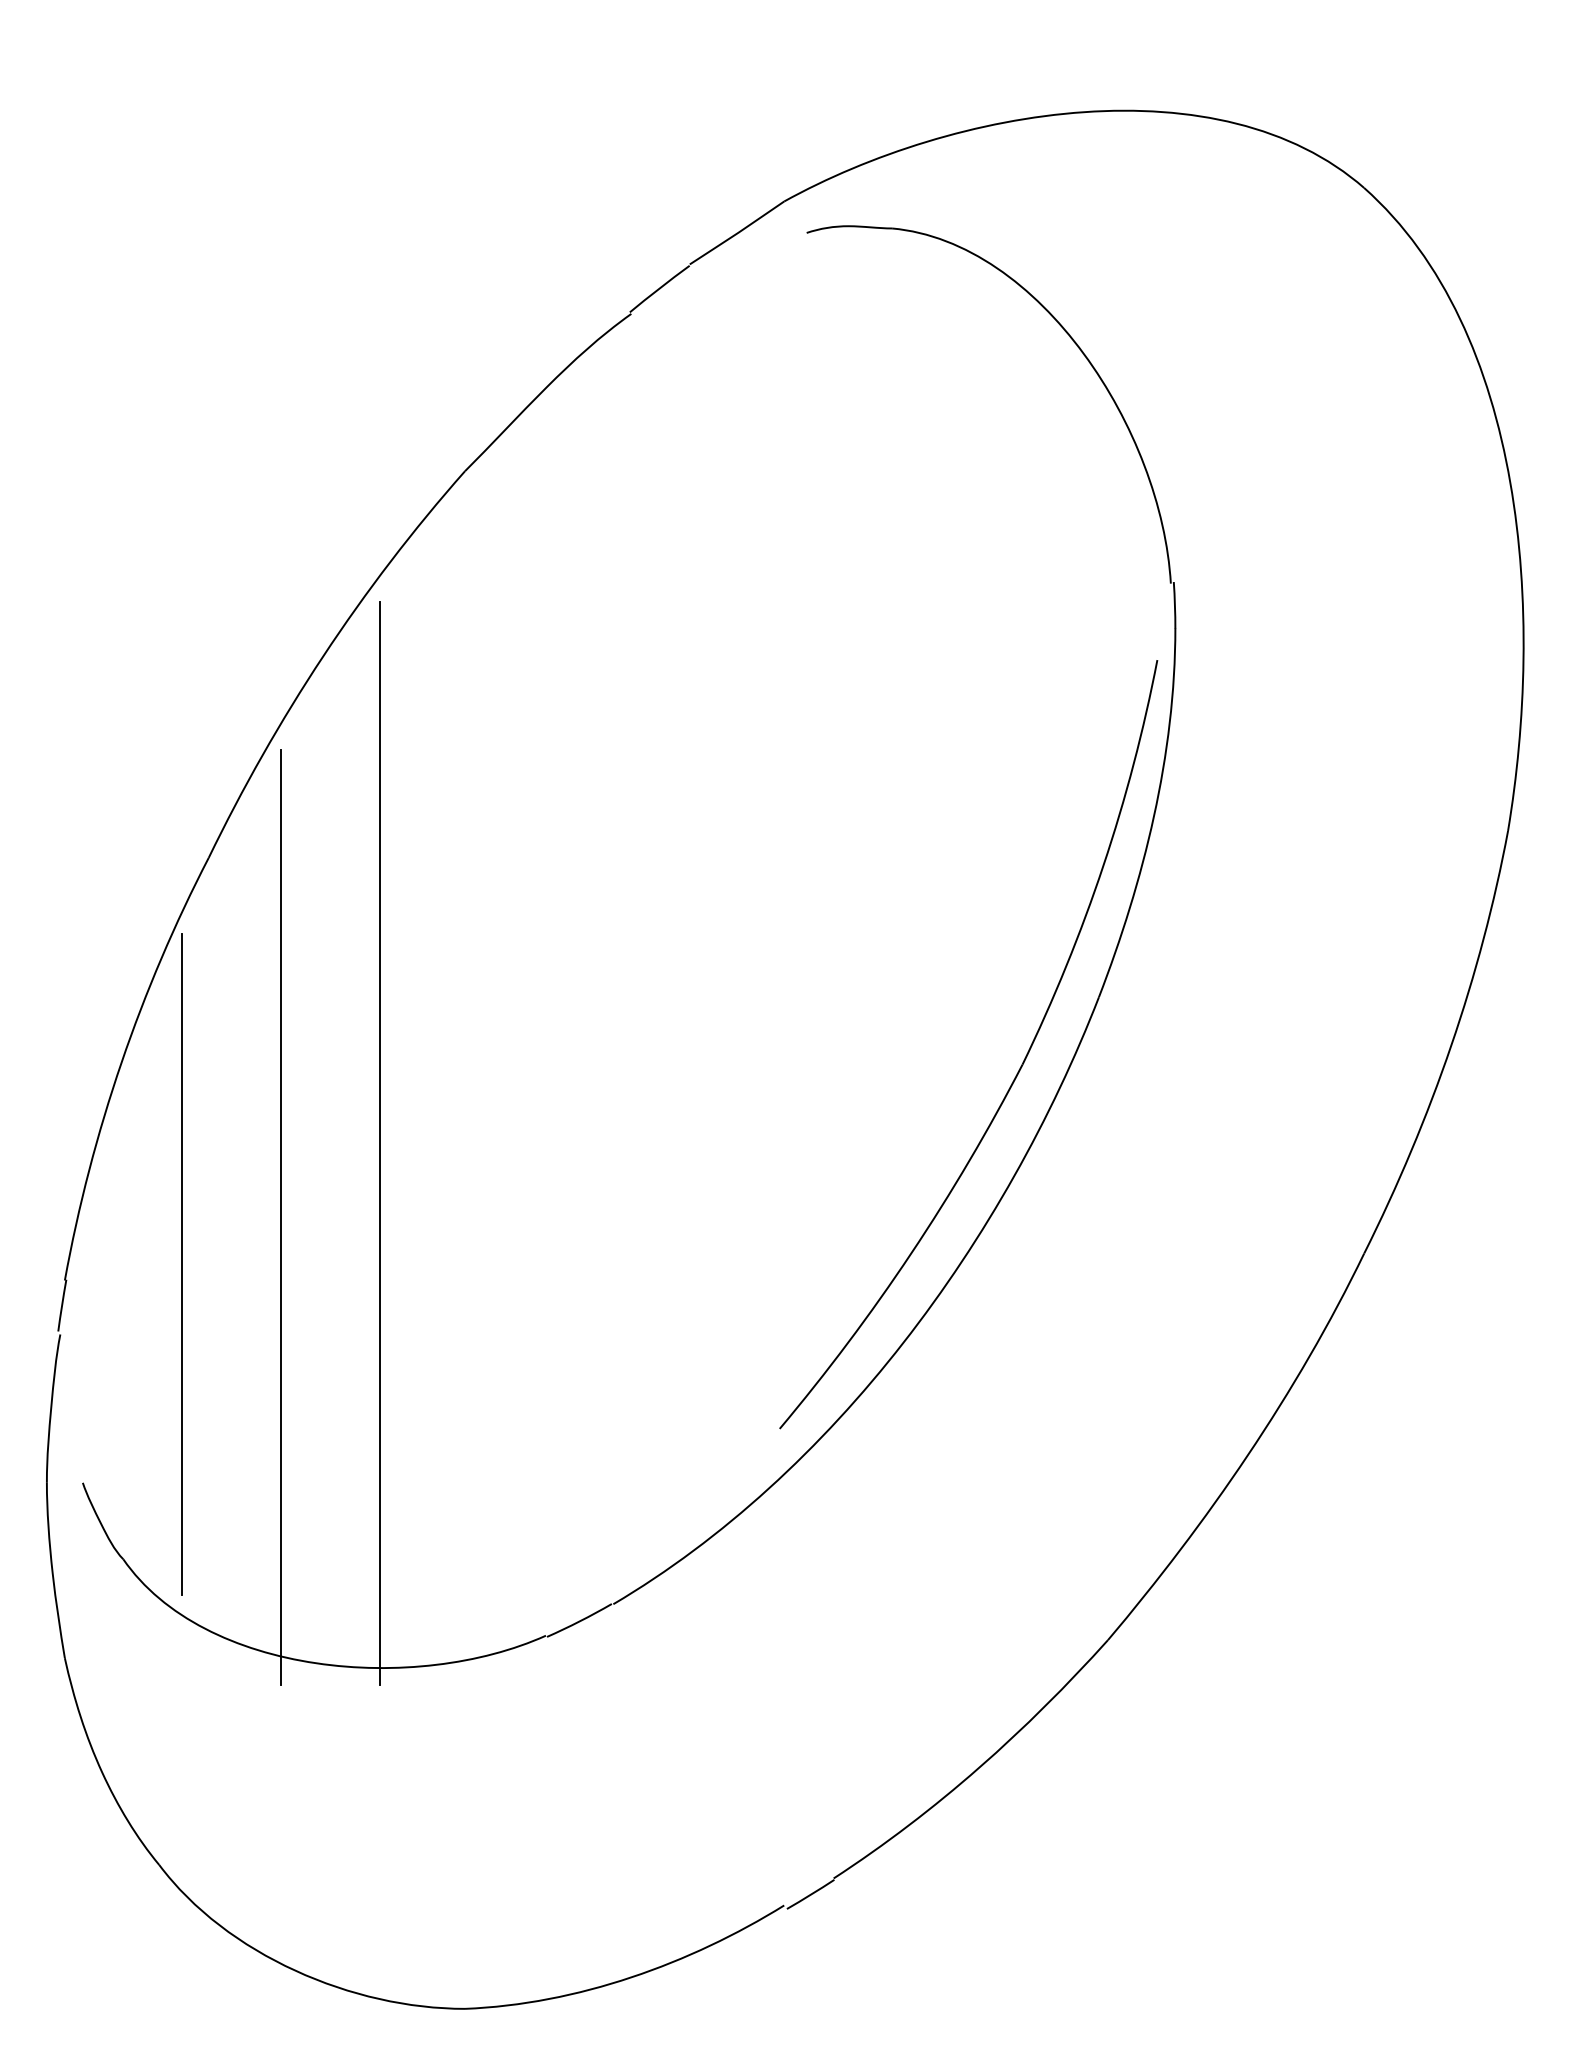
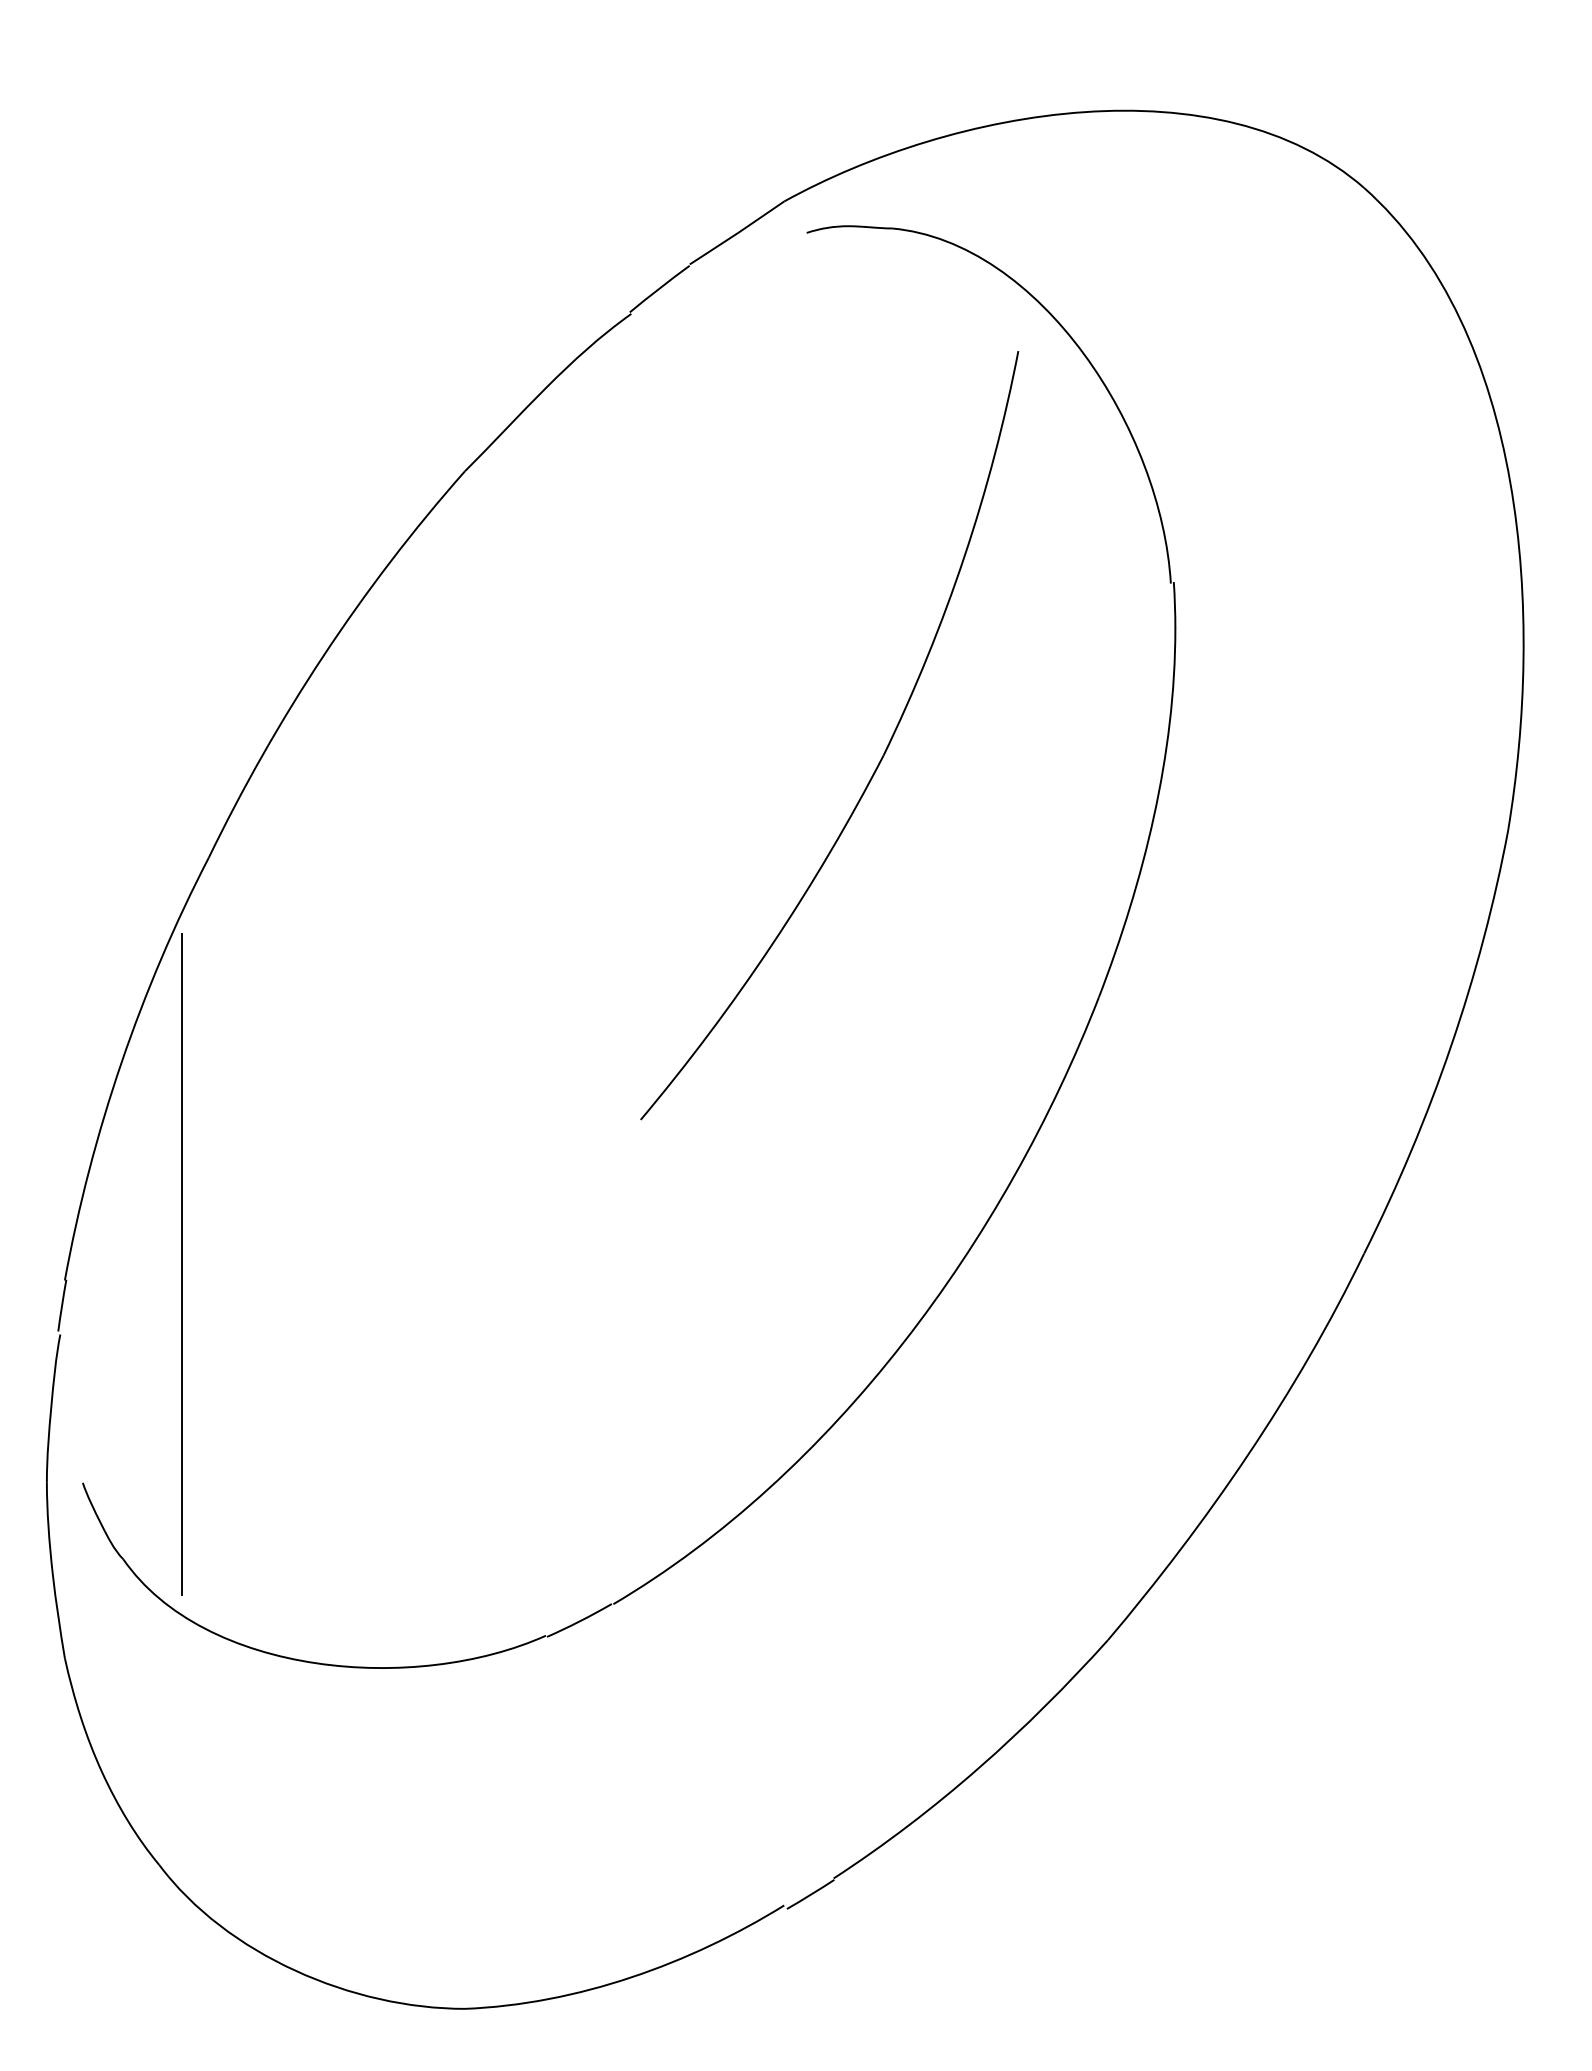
part position: (1017, 1071) -> (878, 762) (878, 762)
line: present -> none (379, 1143)
line: present -> none (280, 1217)
